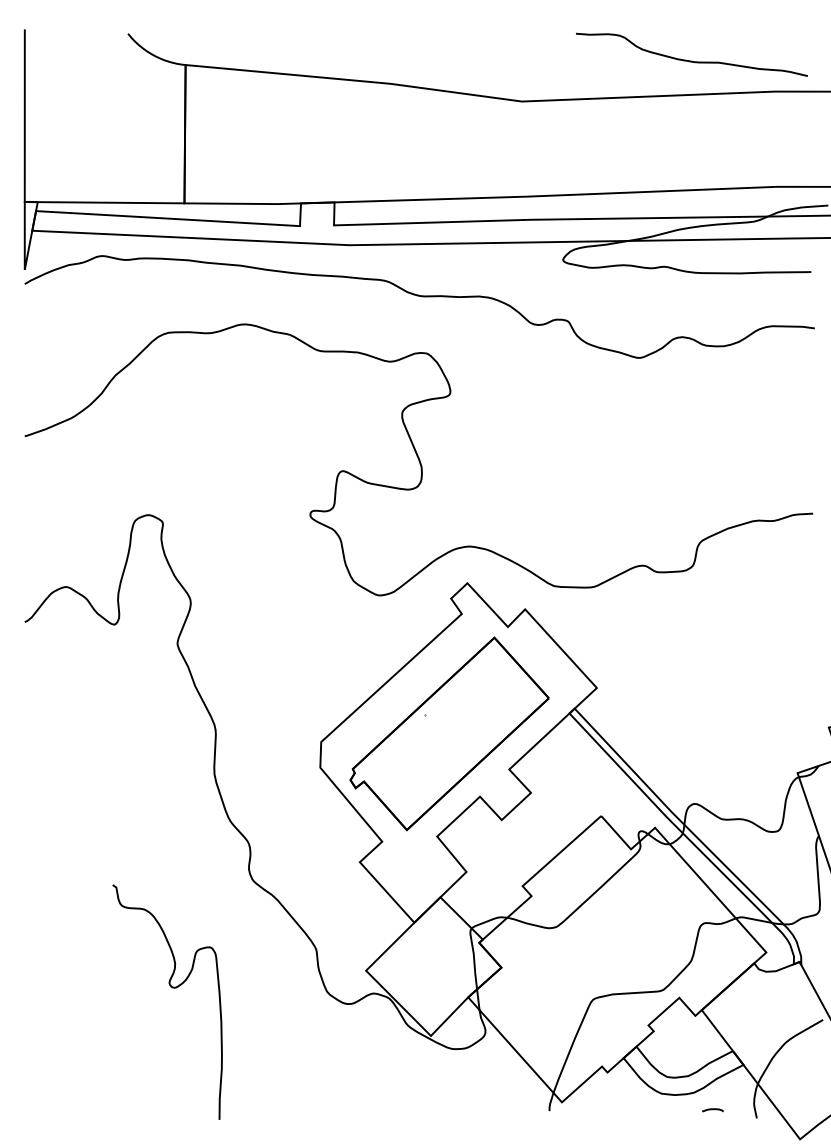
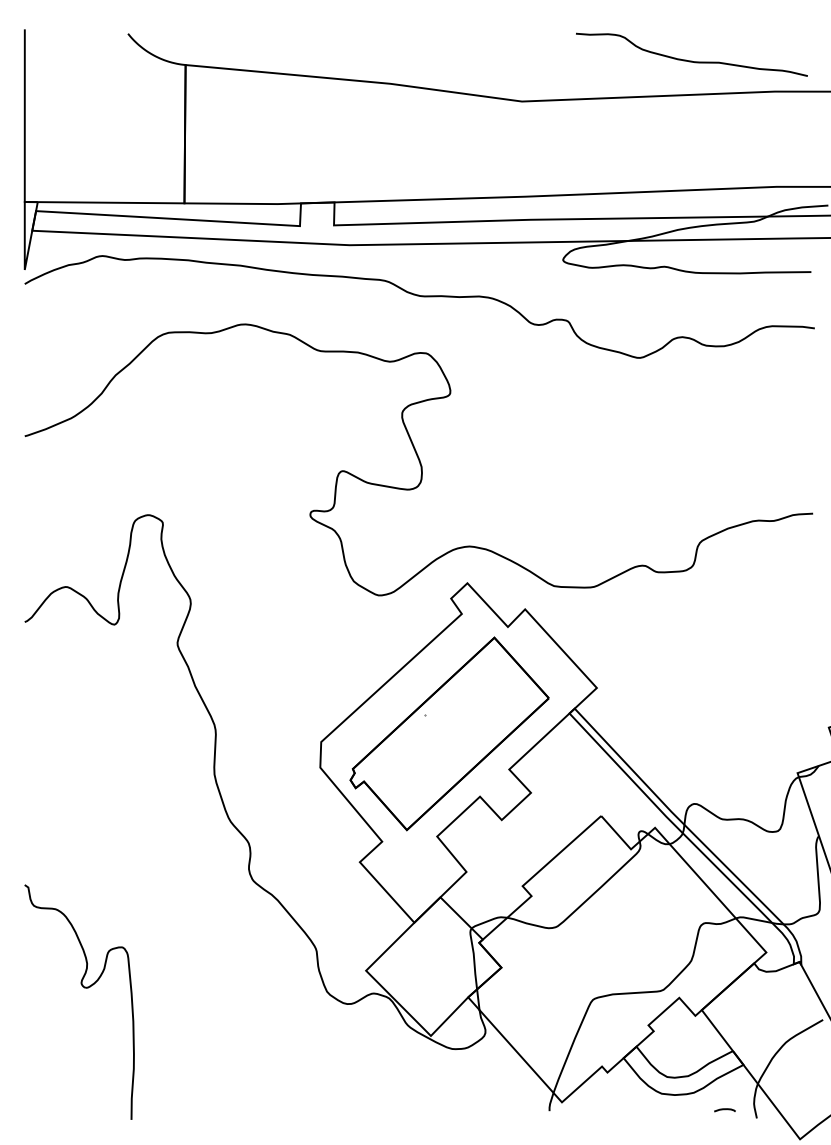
part position: (172, 988) -> (84, 988) (84, 988)
curve position: (712, 1110) -> (724, 1110) (724, 1110)
